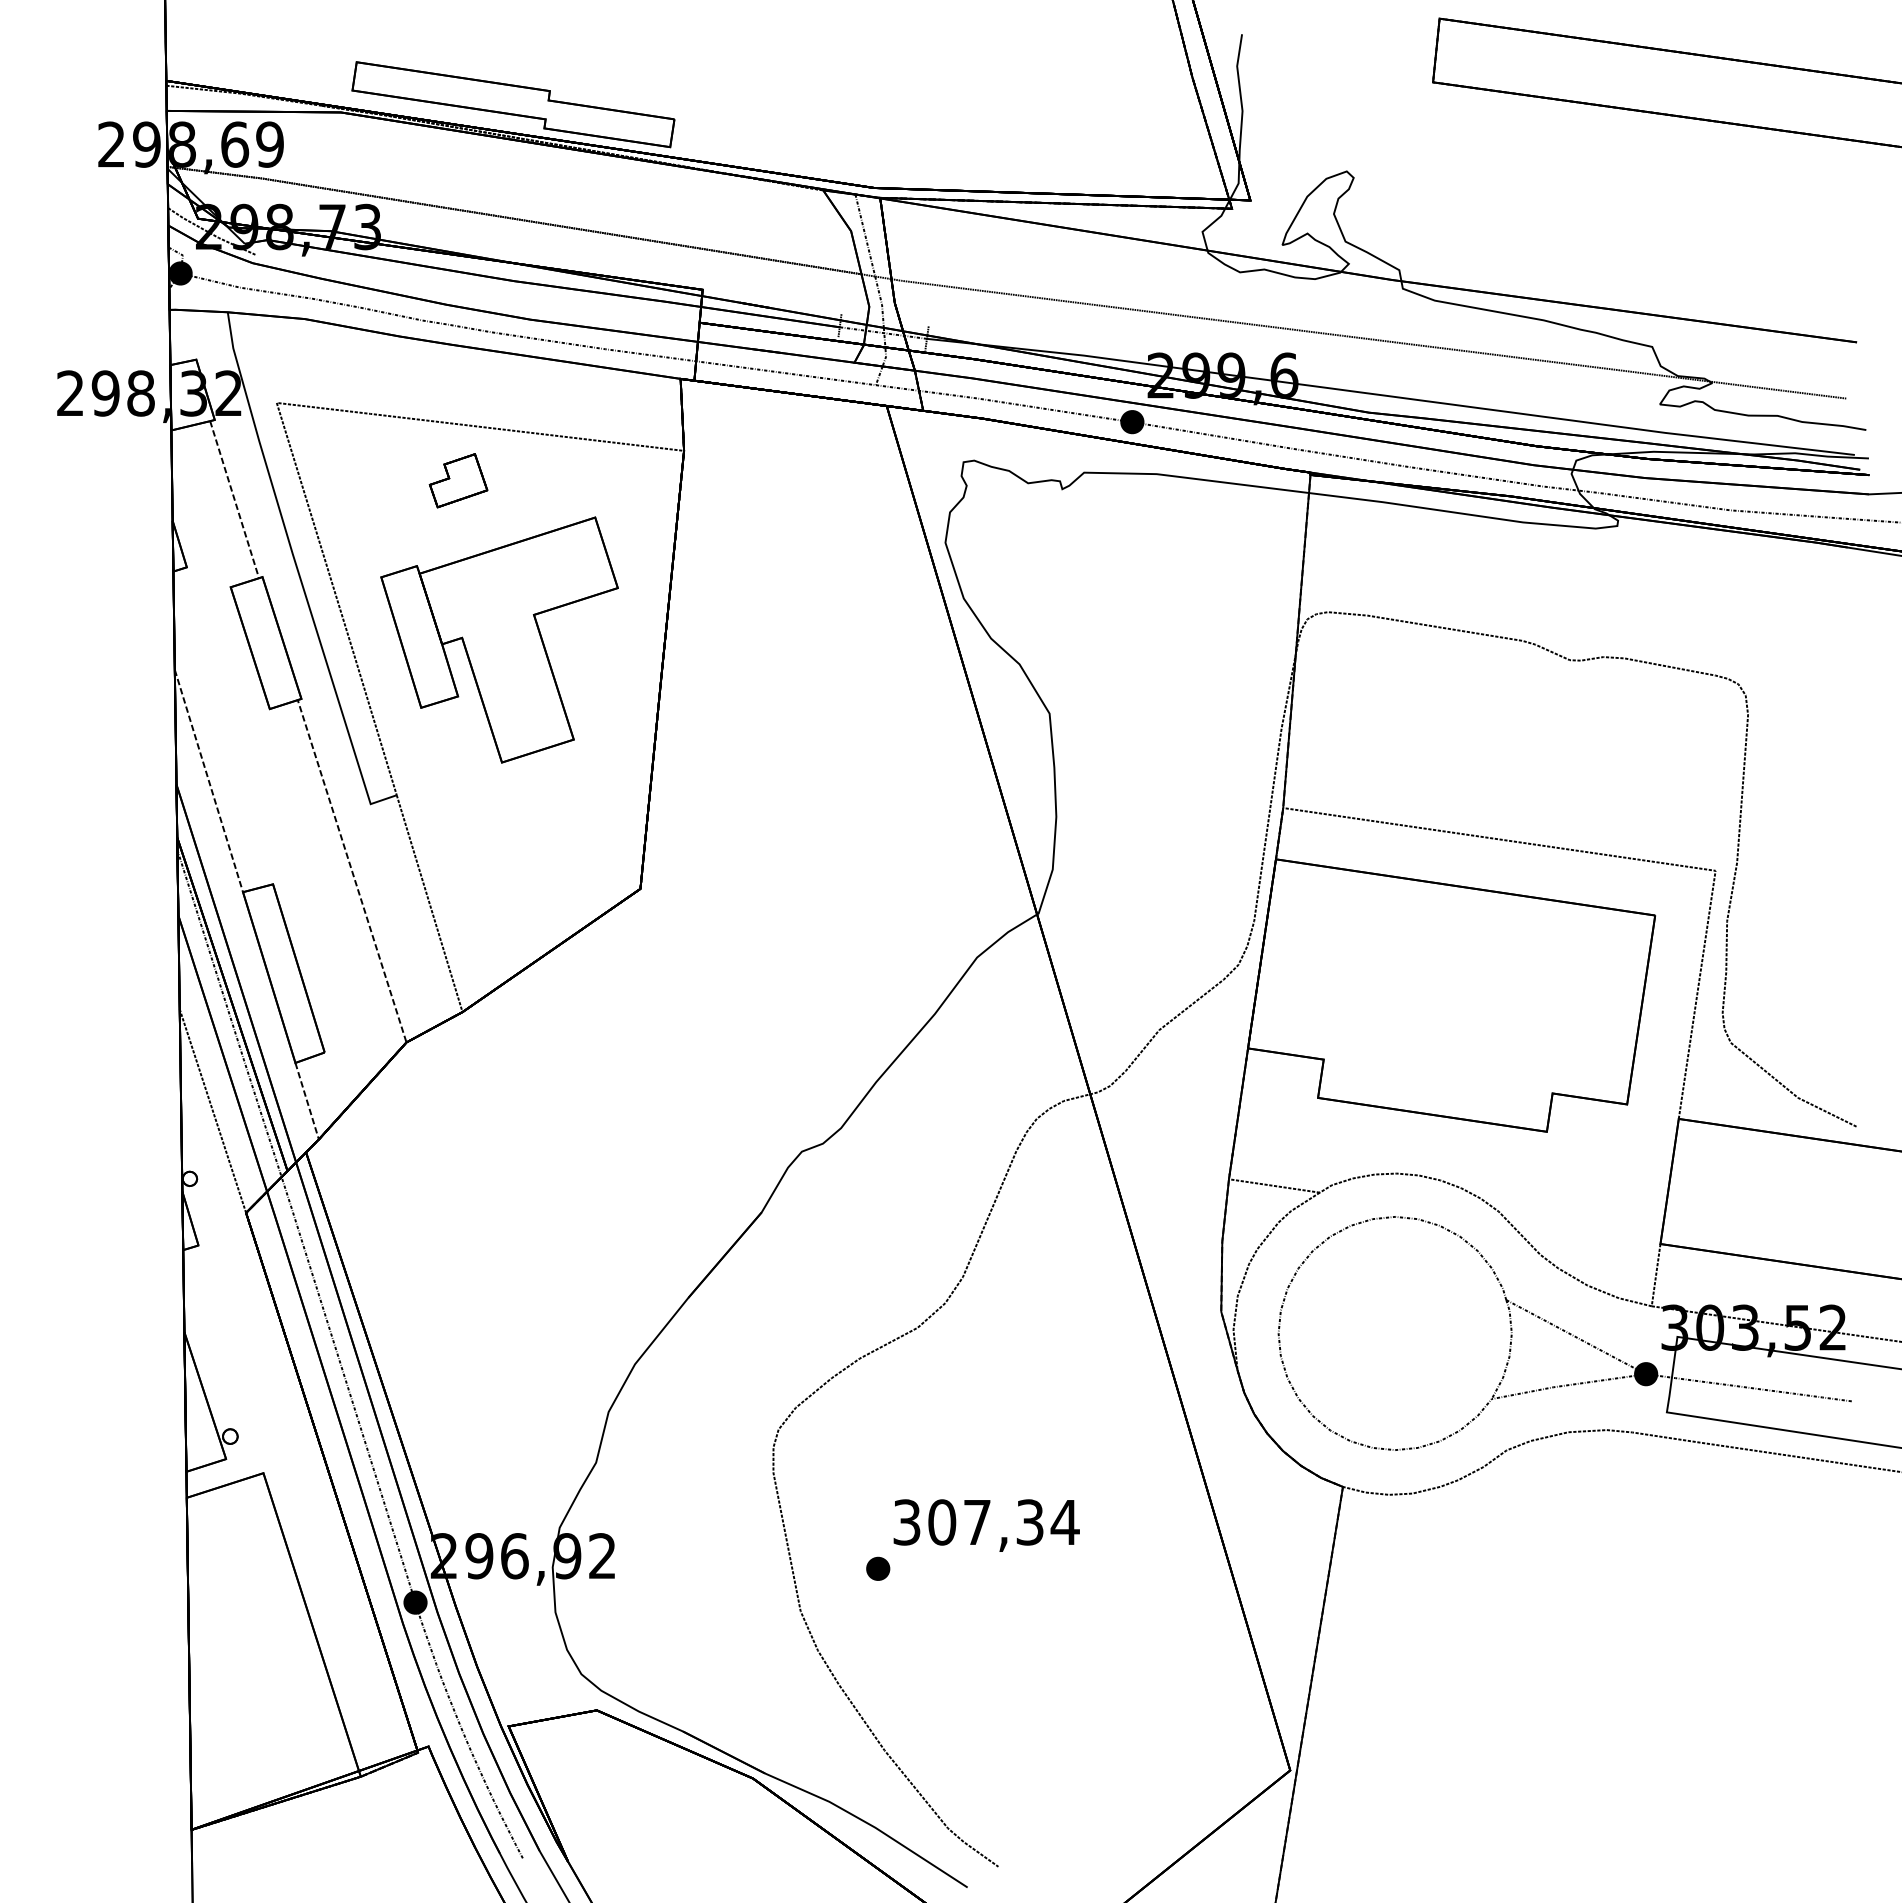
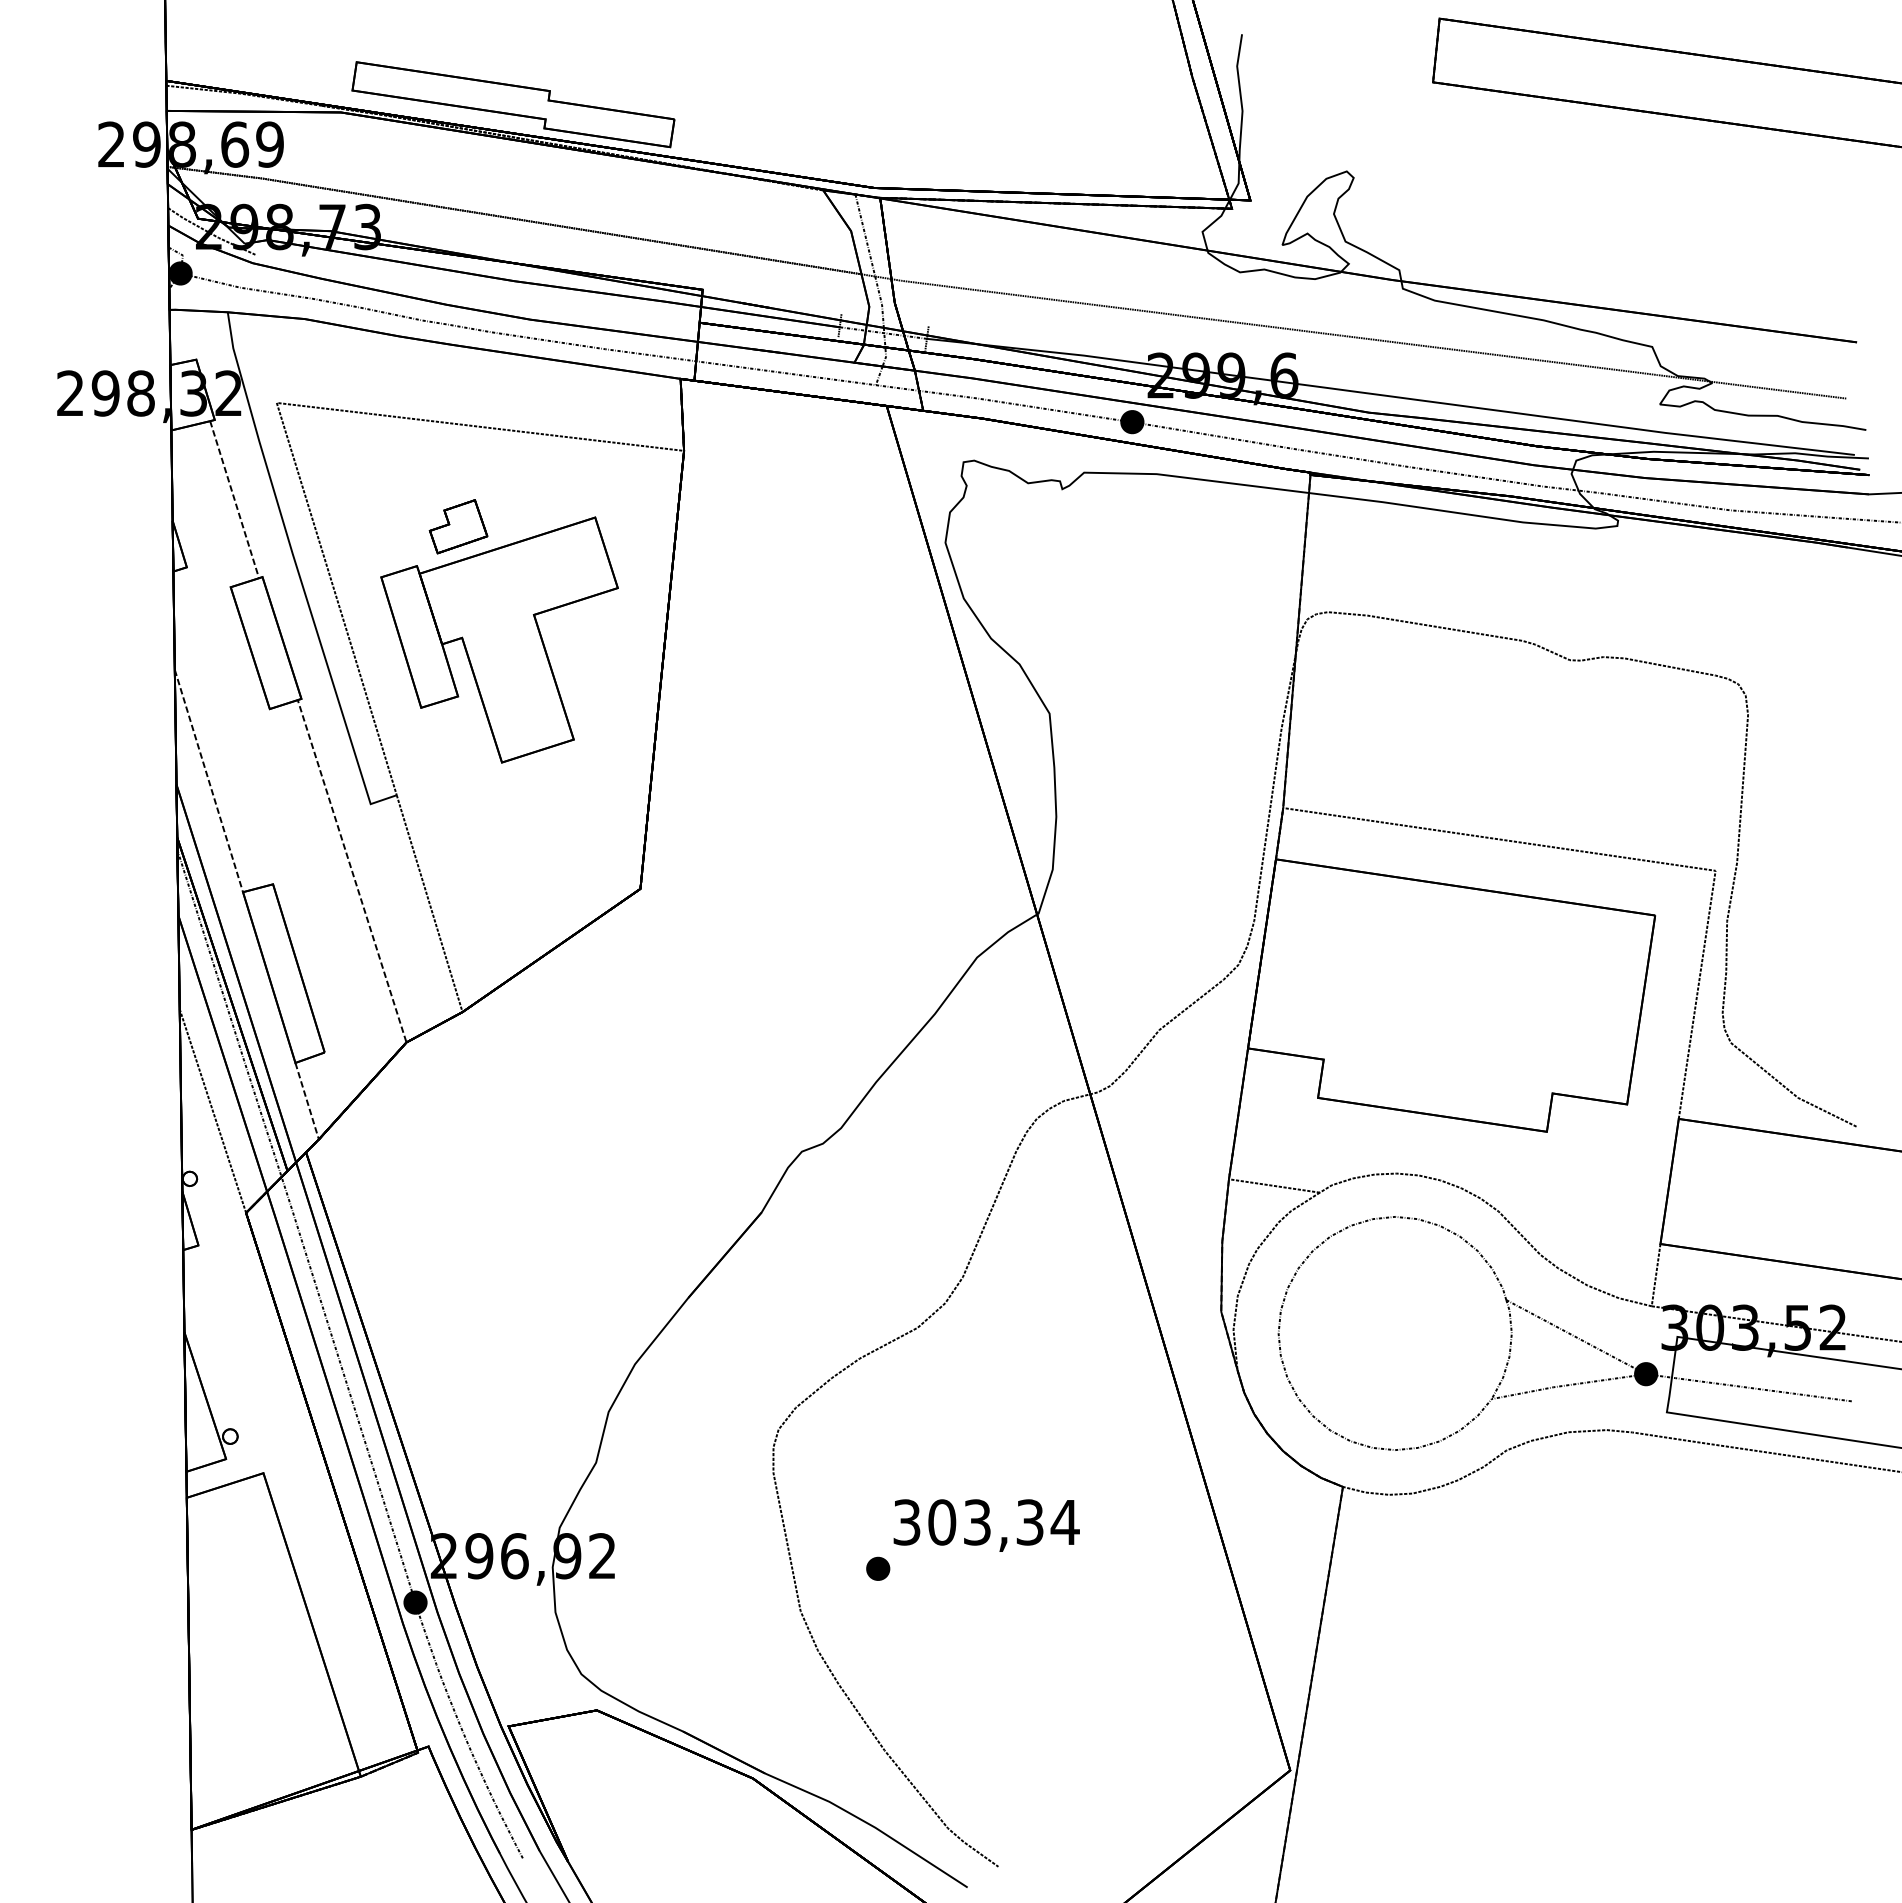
part position: (458, 480) -> (458, 526) (458, 526)
text: 307,34 -> 303,34 (977, 1522)
